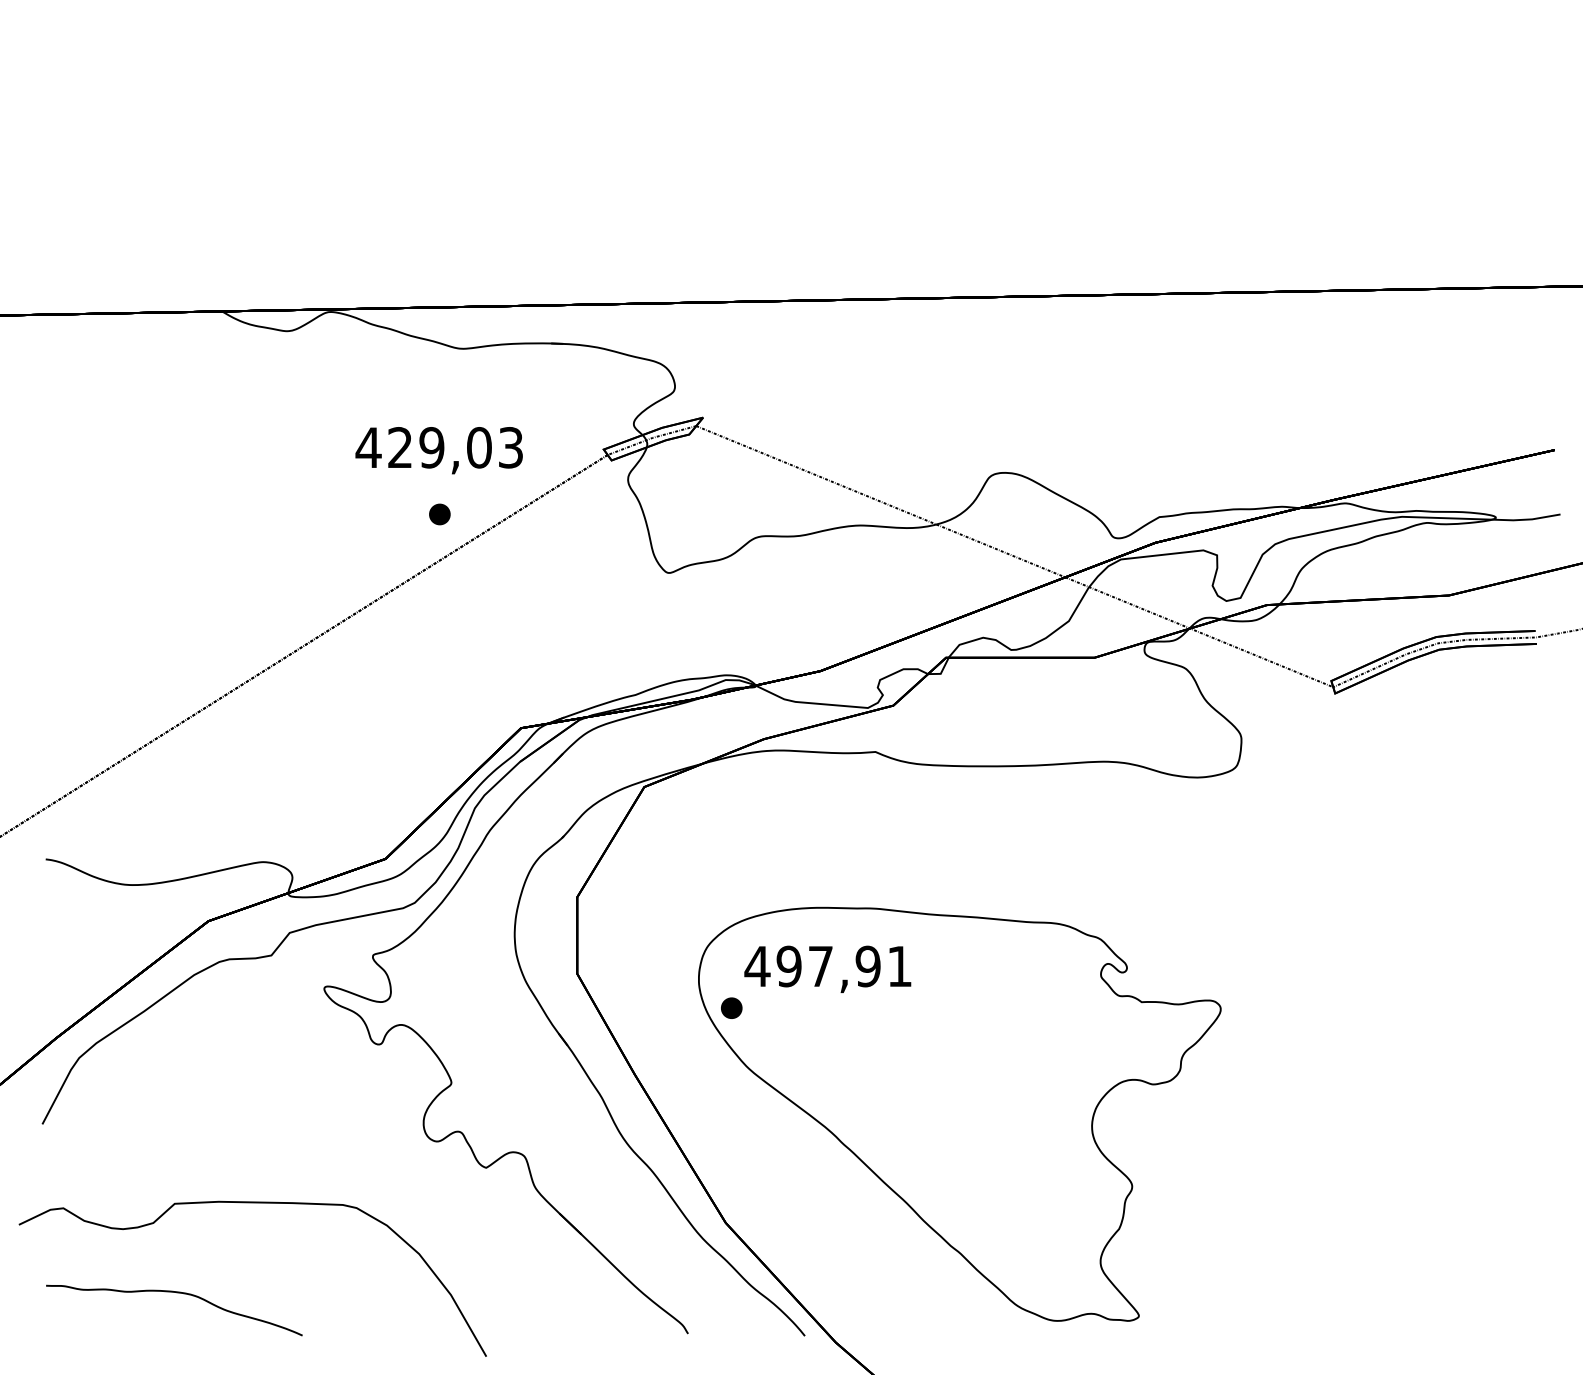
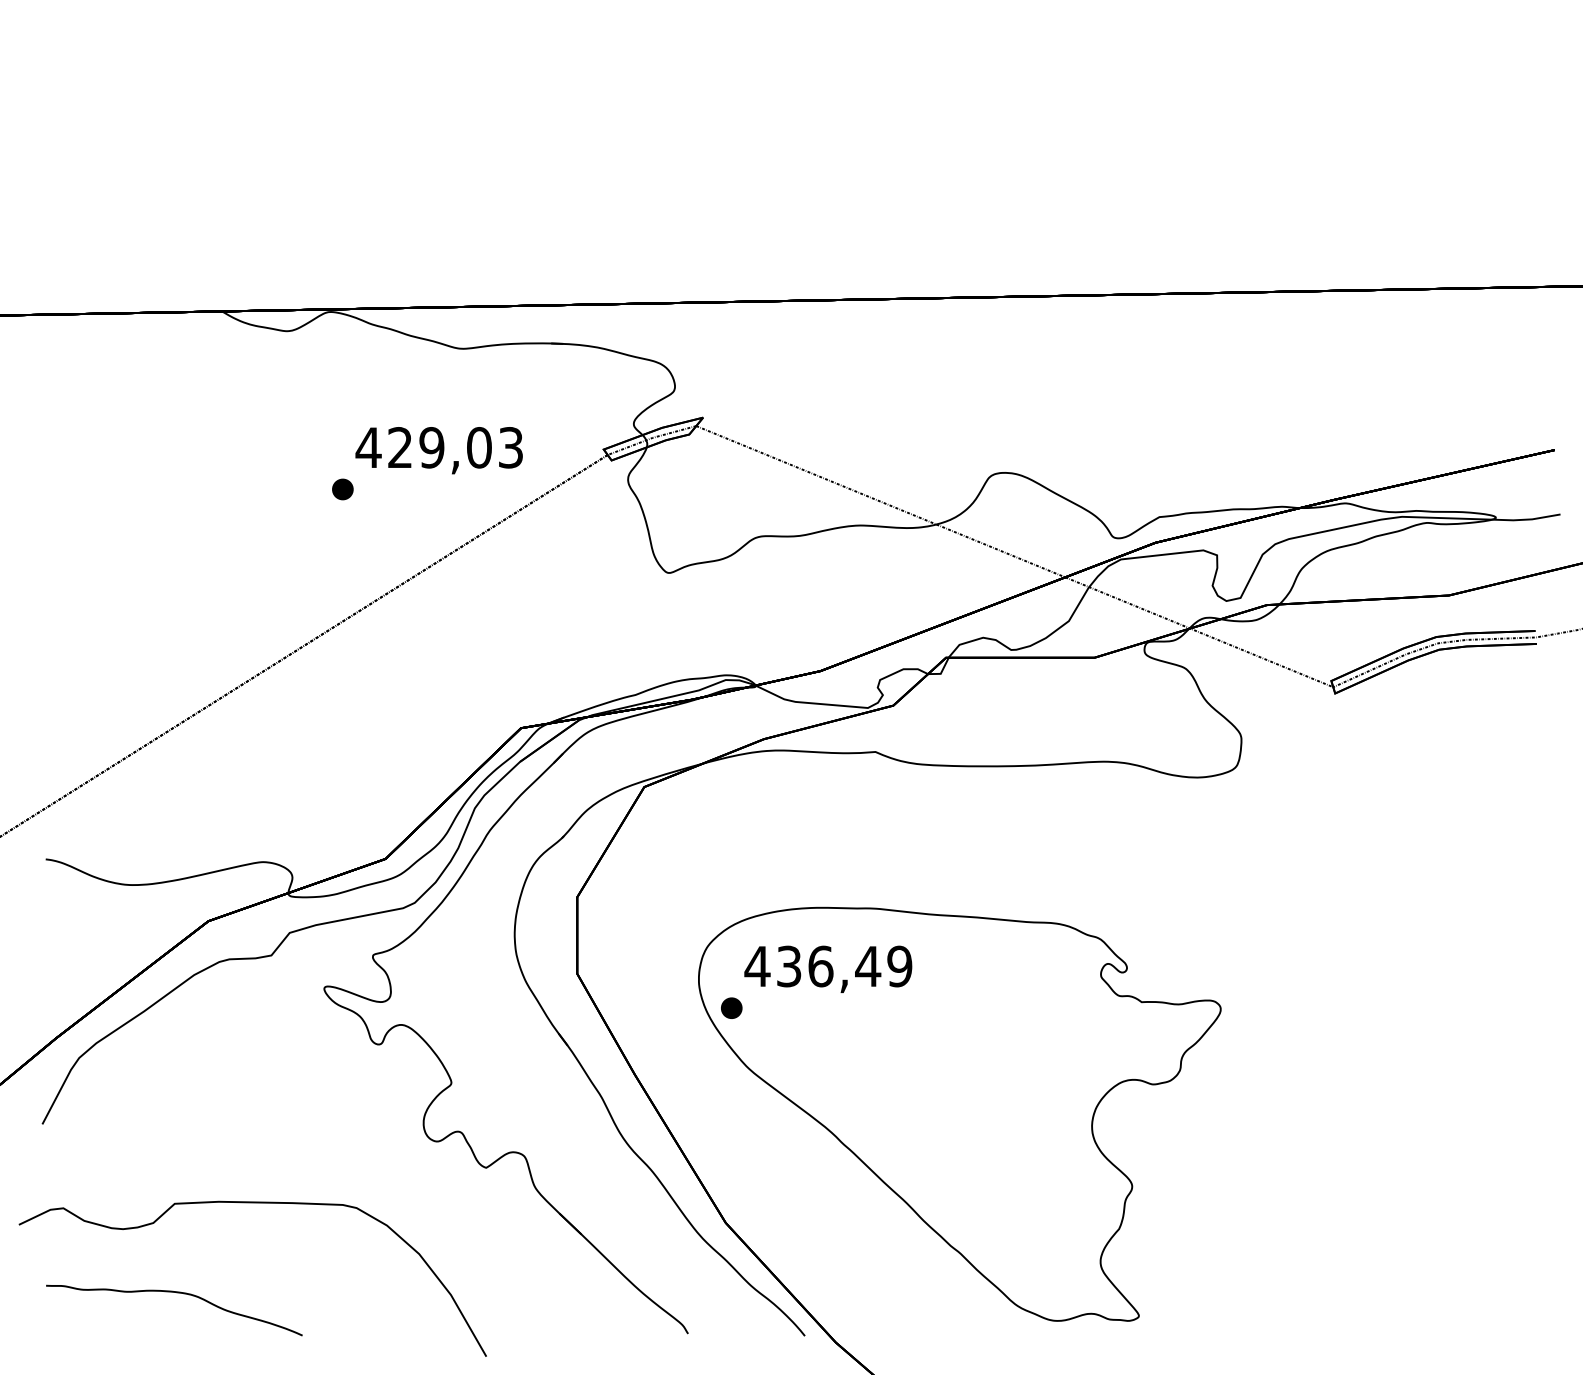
part position: (439, 514) -> (342, 489) (342, 489)
text: 497,91 -> 436,49 (844, 966)
